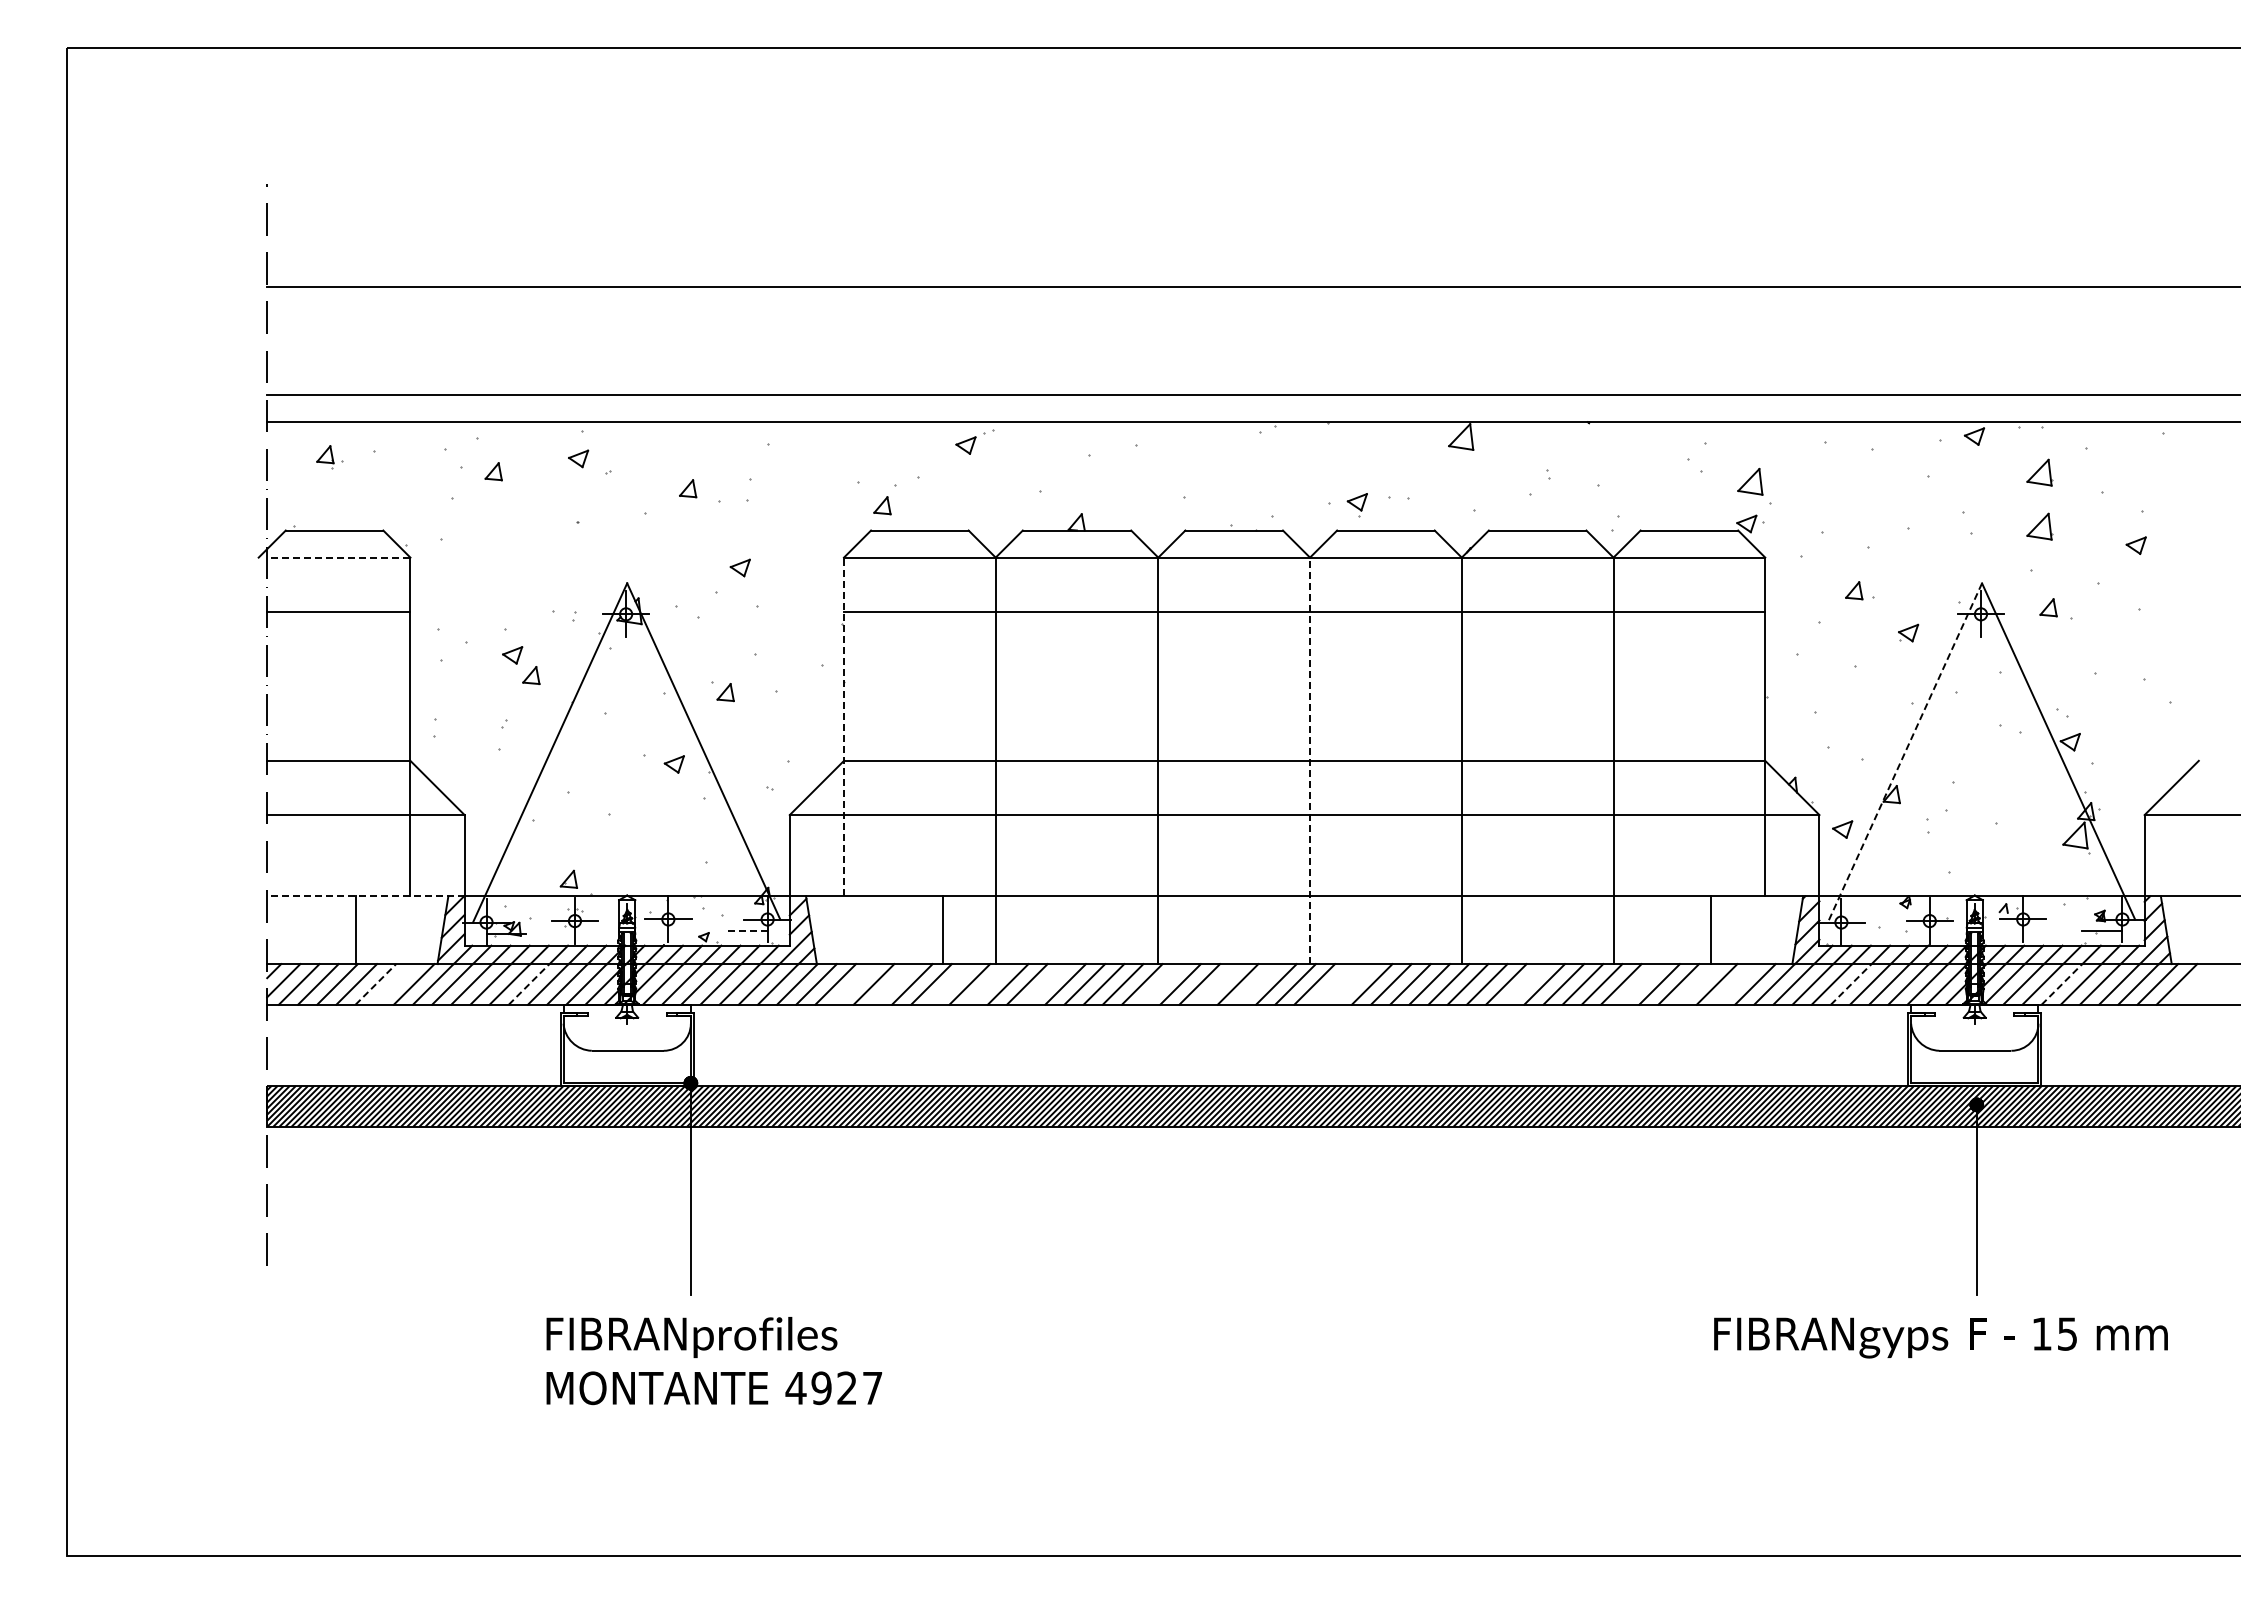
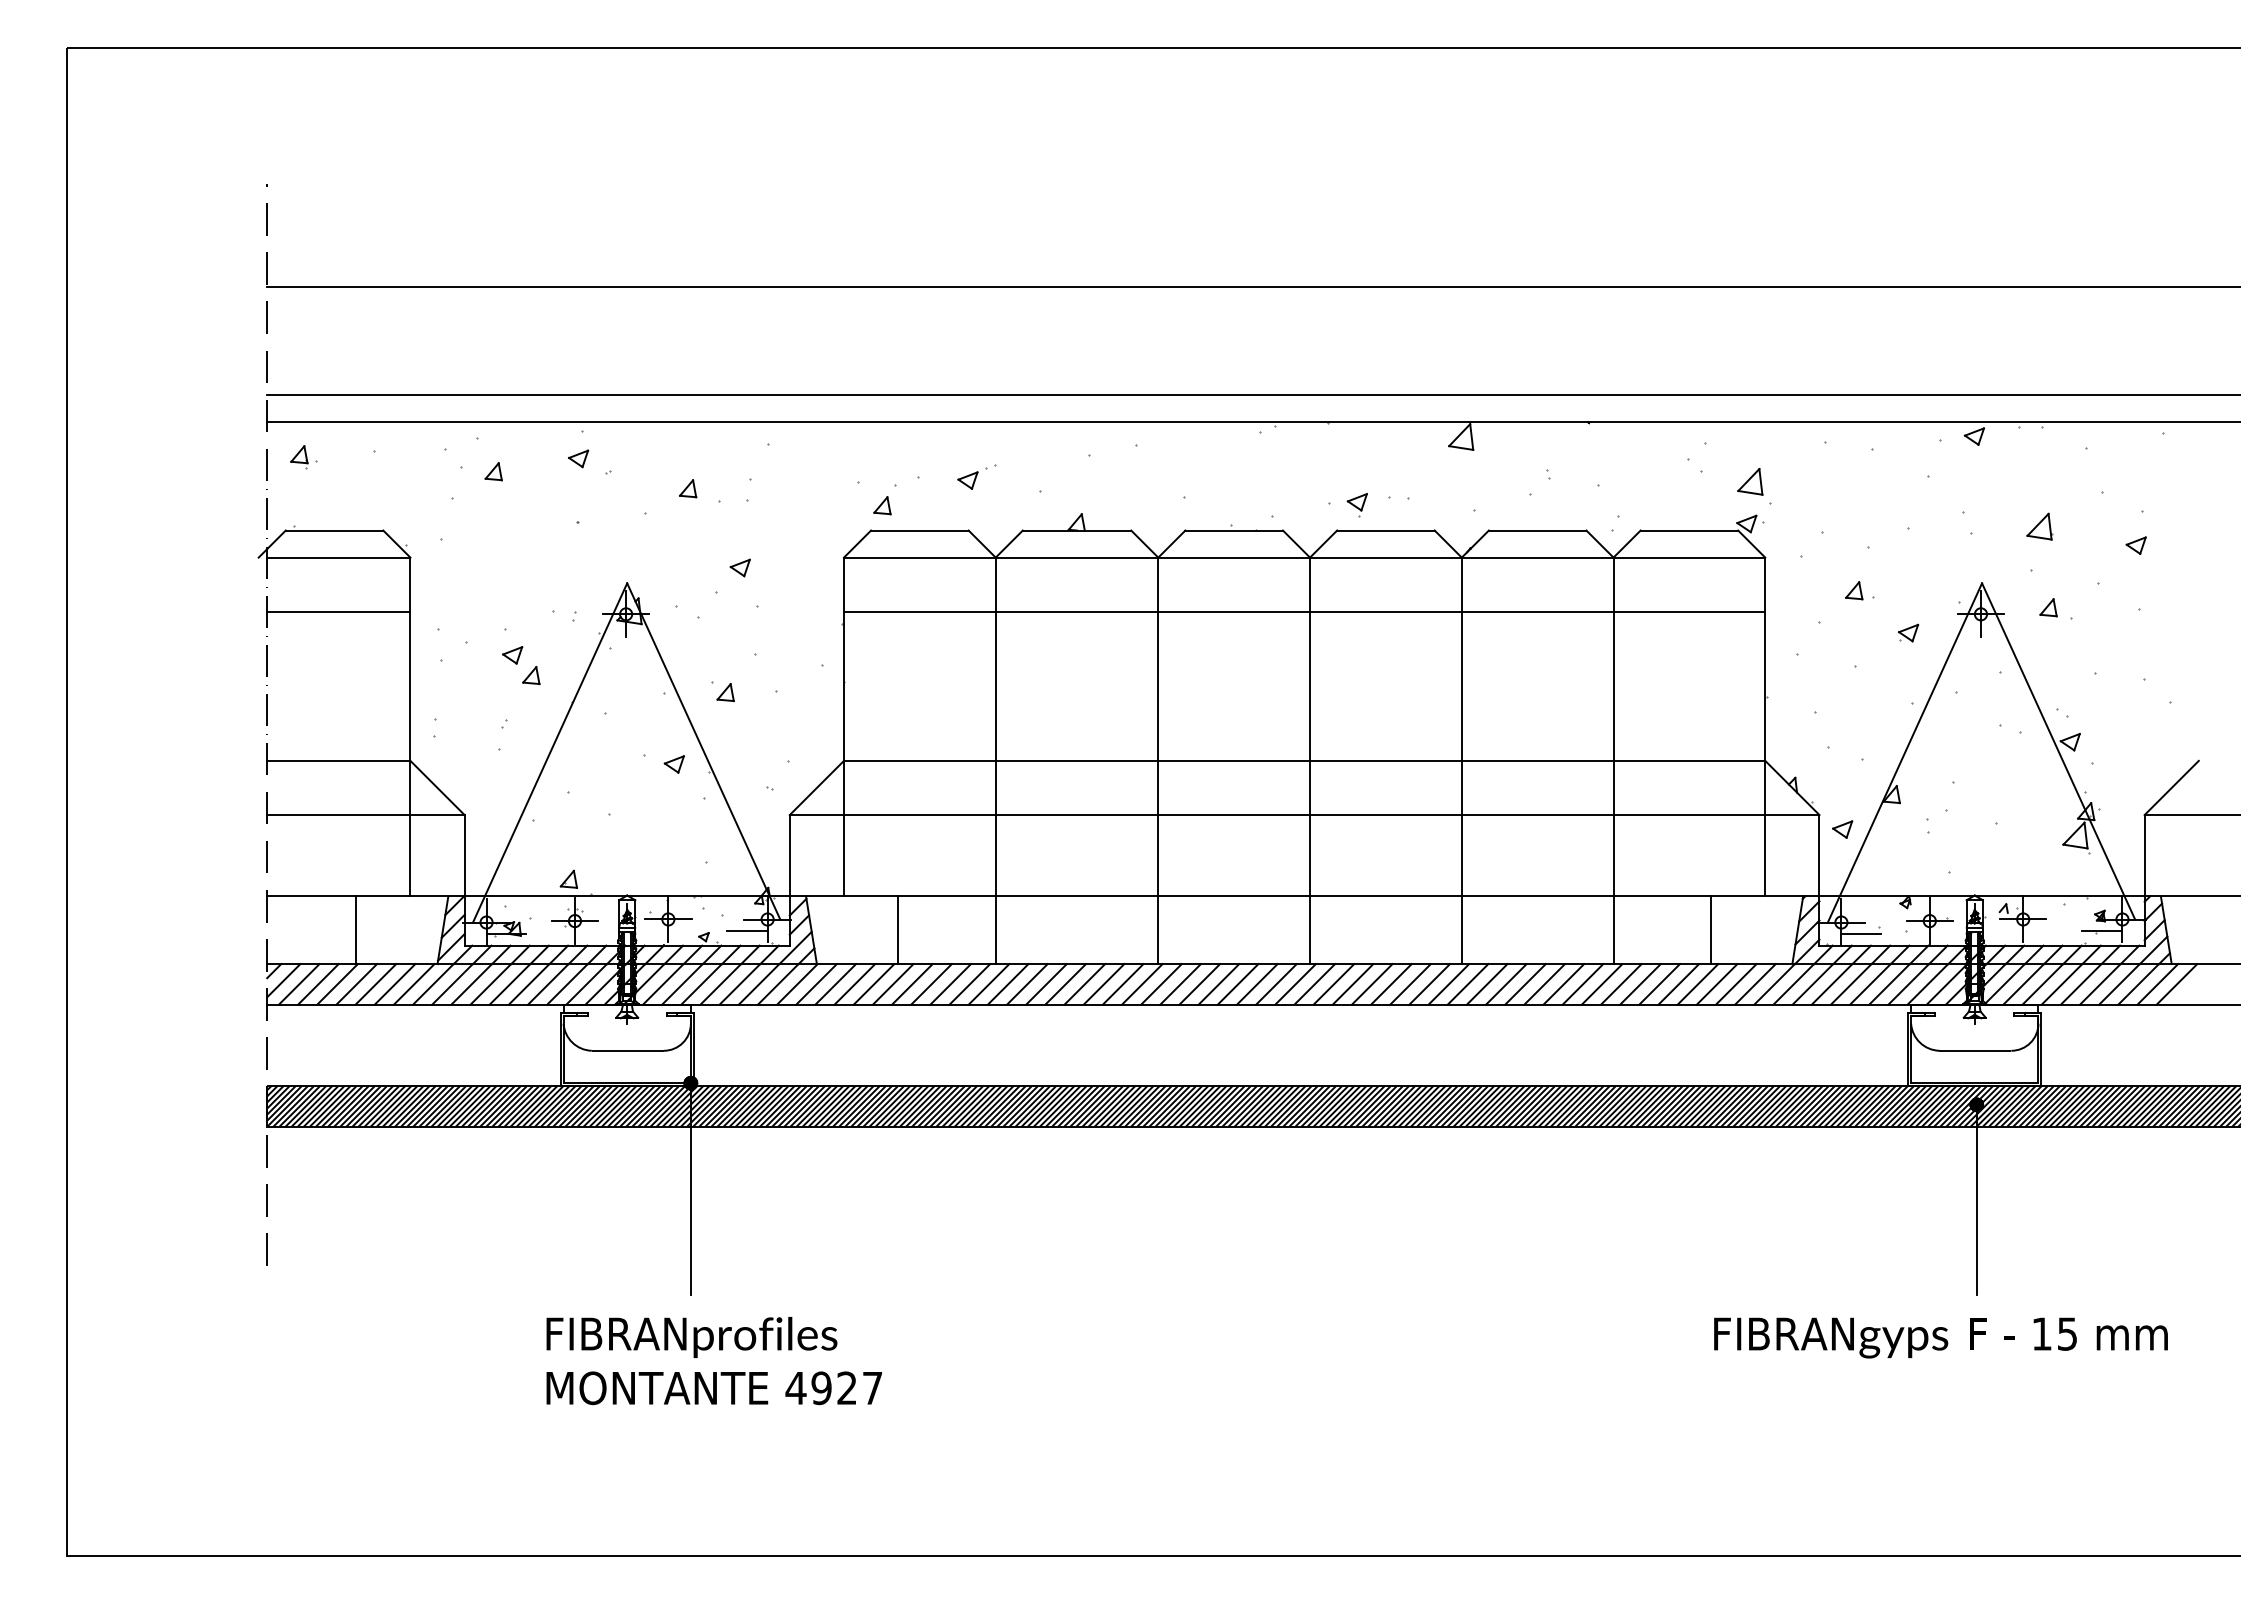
part position: (974, 441) -> (976, 476) (976, 476)
part position: (329, 457) -> (303, 457) (303, 457)
part: present -> none (2039, 472)
line: dashed -> solid (338, 557)
line: dashed -> solid (843, 726)
line: dashed -> solid (1904, 753)
line: dashed -> solid (1310, 760)
line: dashed -> solid (365, 896)
line: dashed -> solid (746, 930)
line position: (943, 930) -> (898, 930) (898, 930)
line: none -> present (1860, 934)
line: dashed -> solid (375, 984)
line: none -> present (394, 984)
line: dashed -> solid (529, 984)
line: none -> present (854, 984)
line: none -> present (892, 984)
line: none -> present (950, 984)
line: none -> present (988, 984)
line: none -> present (1046, 984)
line: none -> present (1161, 984)
line: none -> present (1218, 984)
line: none -> present (1256, 984)
line: none -> present (1333, 984)
line: none -> present (1352, 984)
line: none -> present (1525, 984)
line: none -> present (1640, 984)
line: none -> present (1697, 984)
line: none -> present (1735, 984)
line: dashed -> solid (1851, 984)
line: dashed -> solid (2061, 984)
